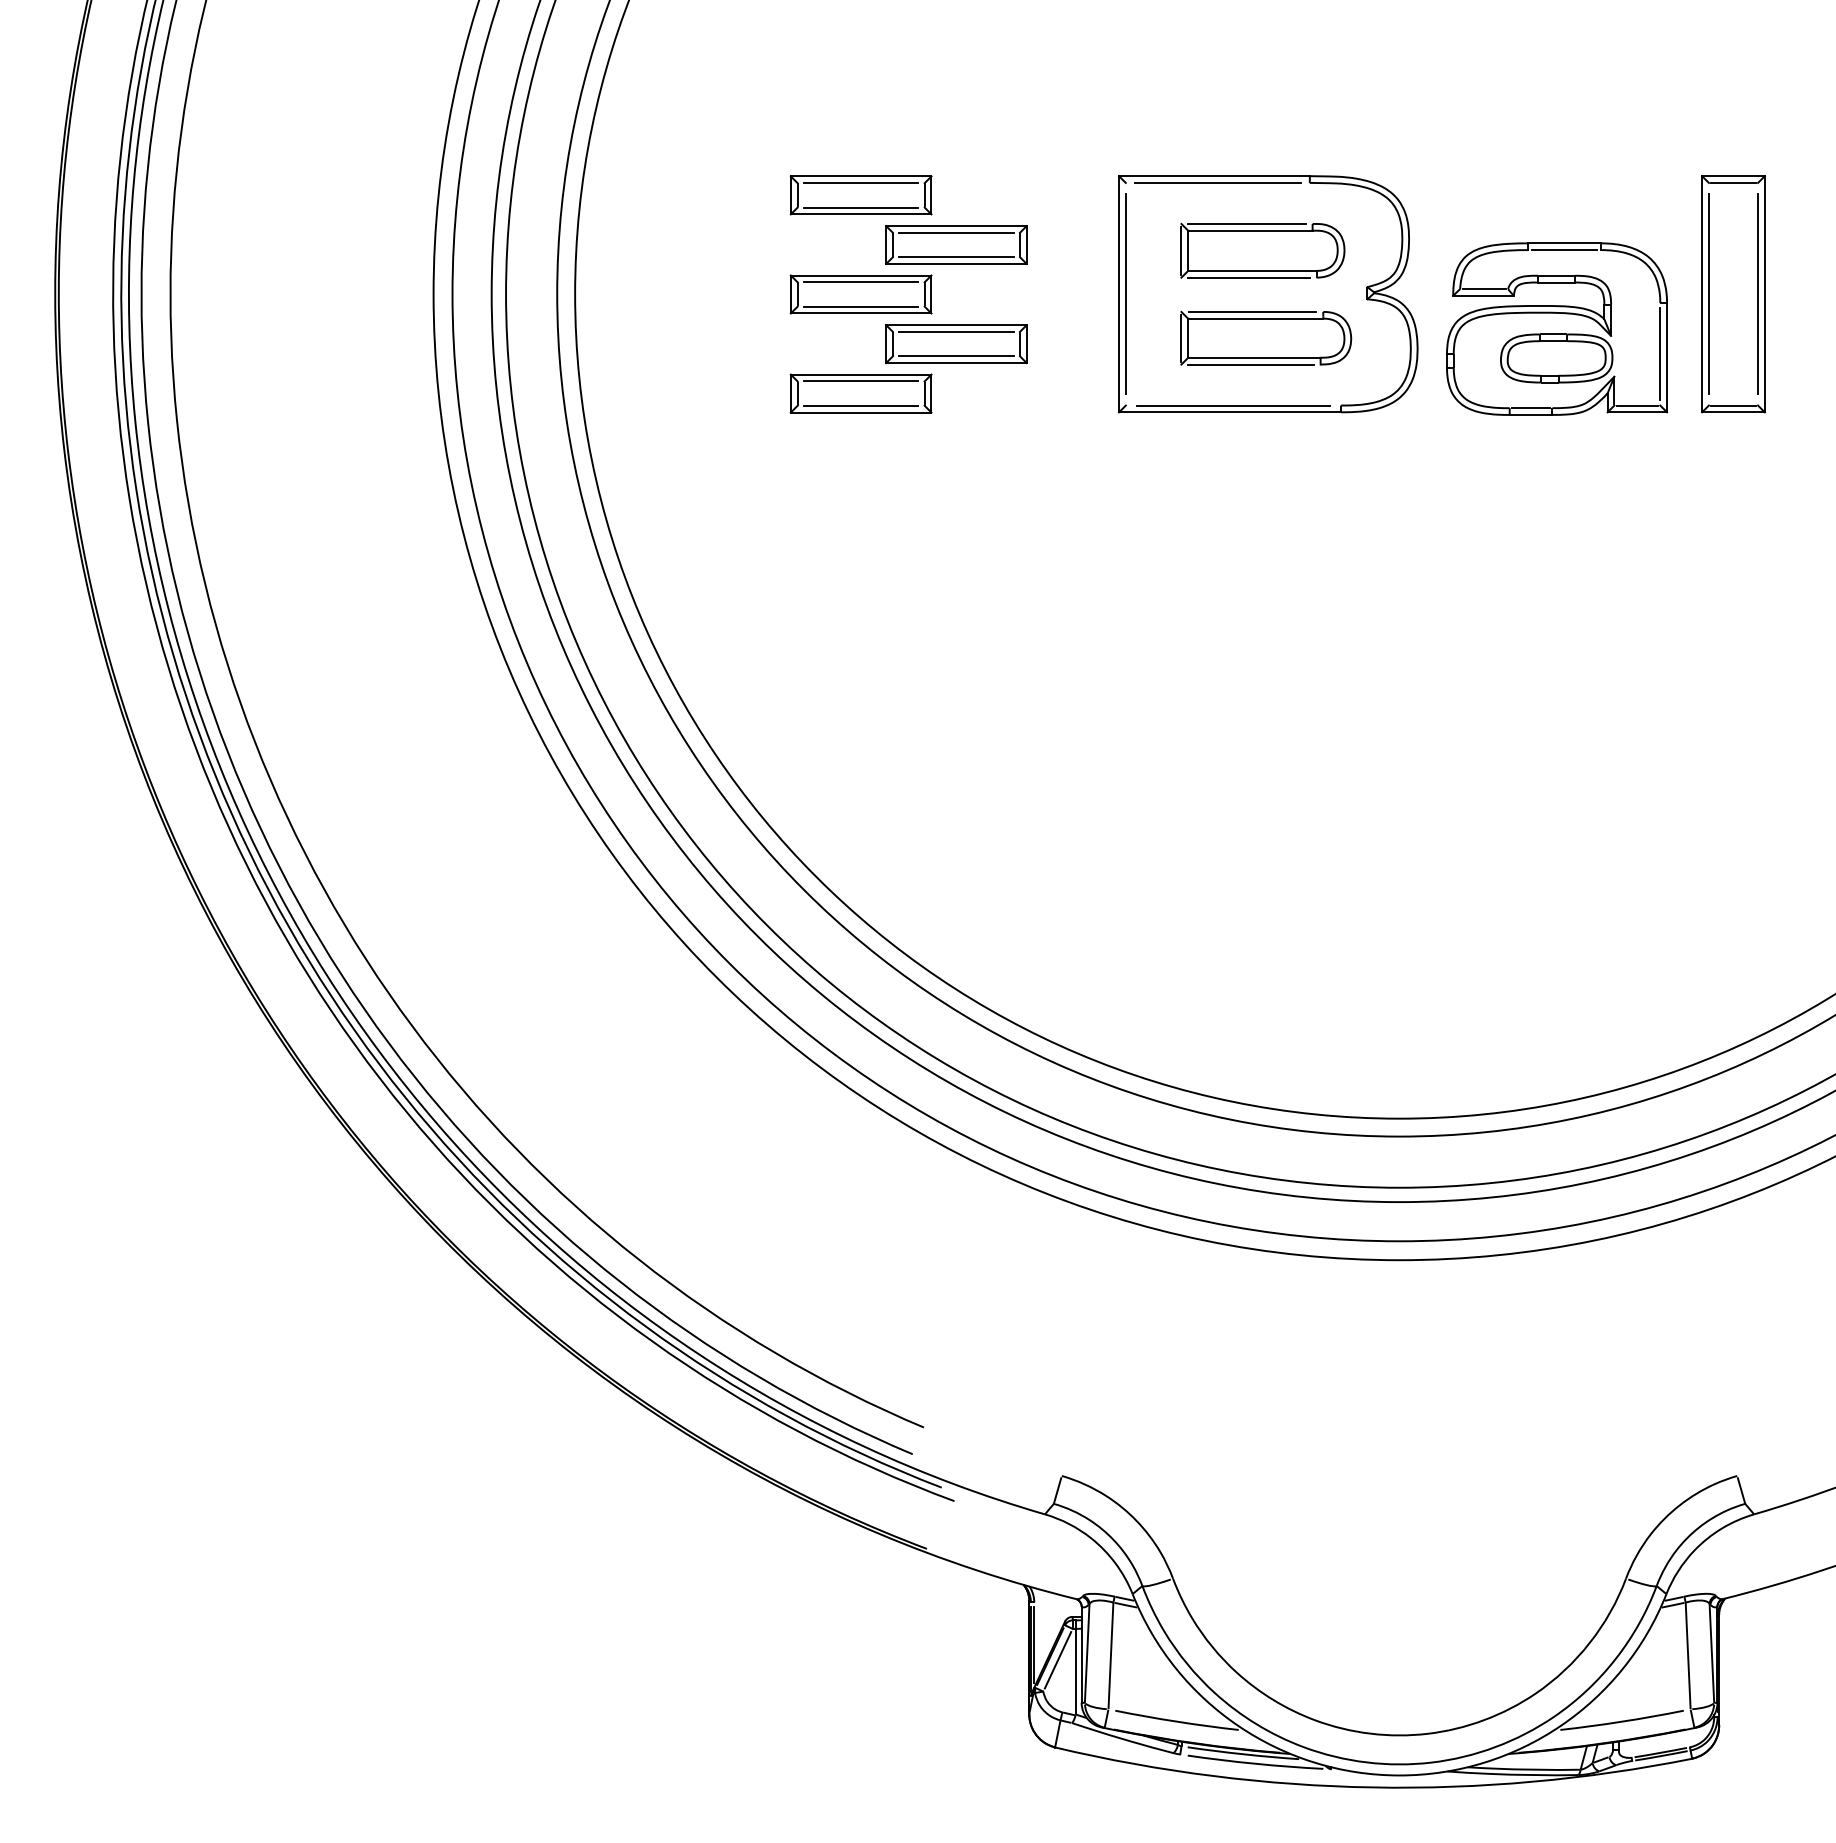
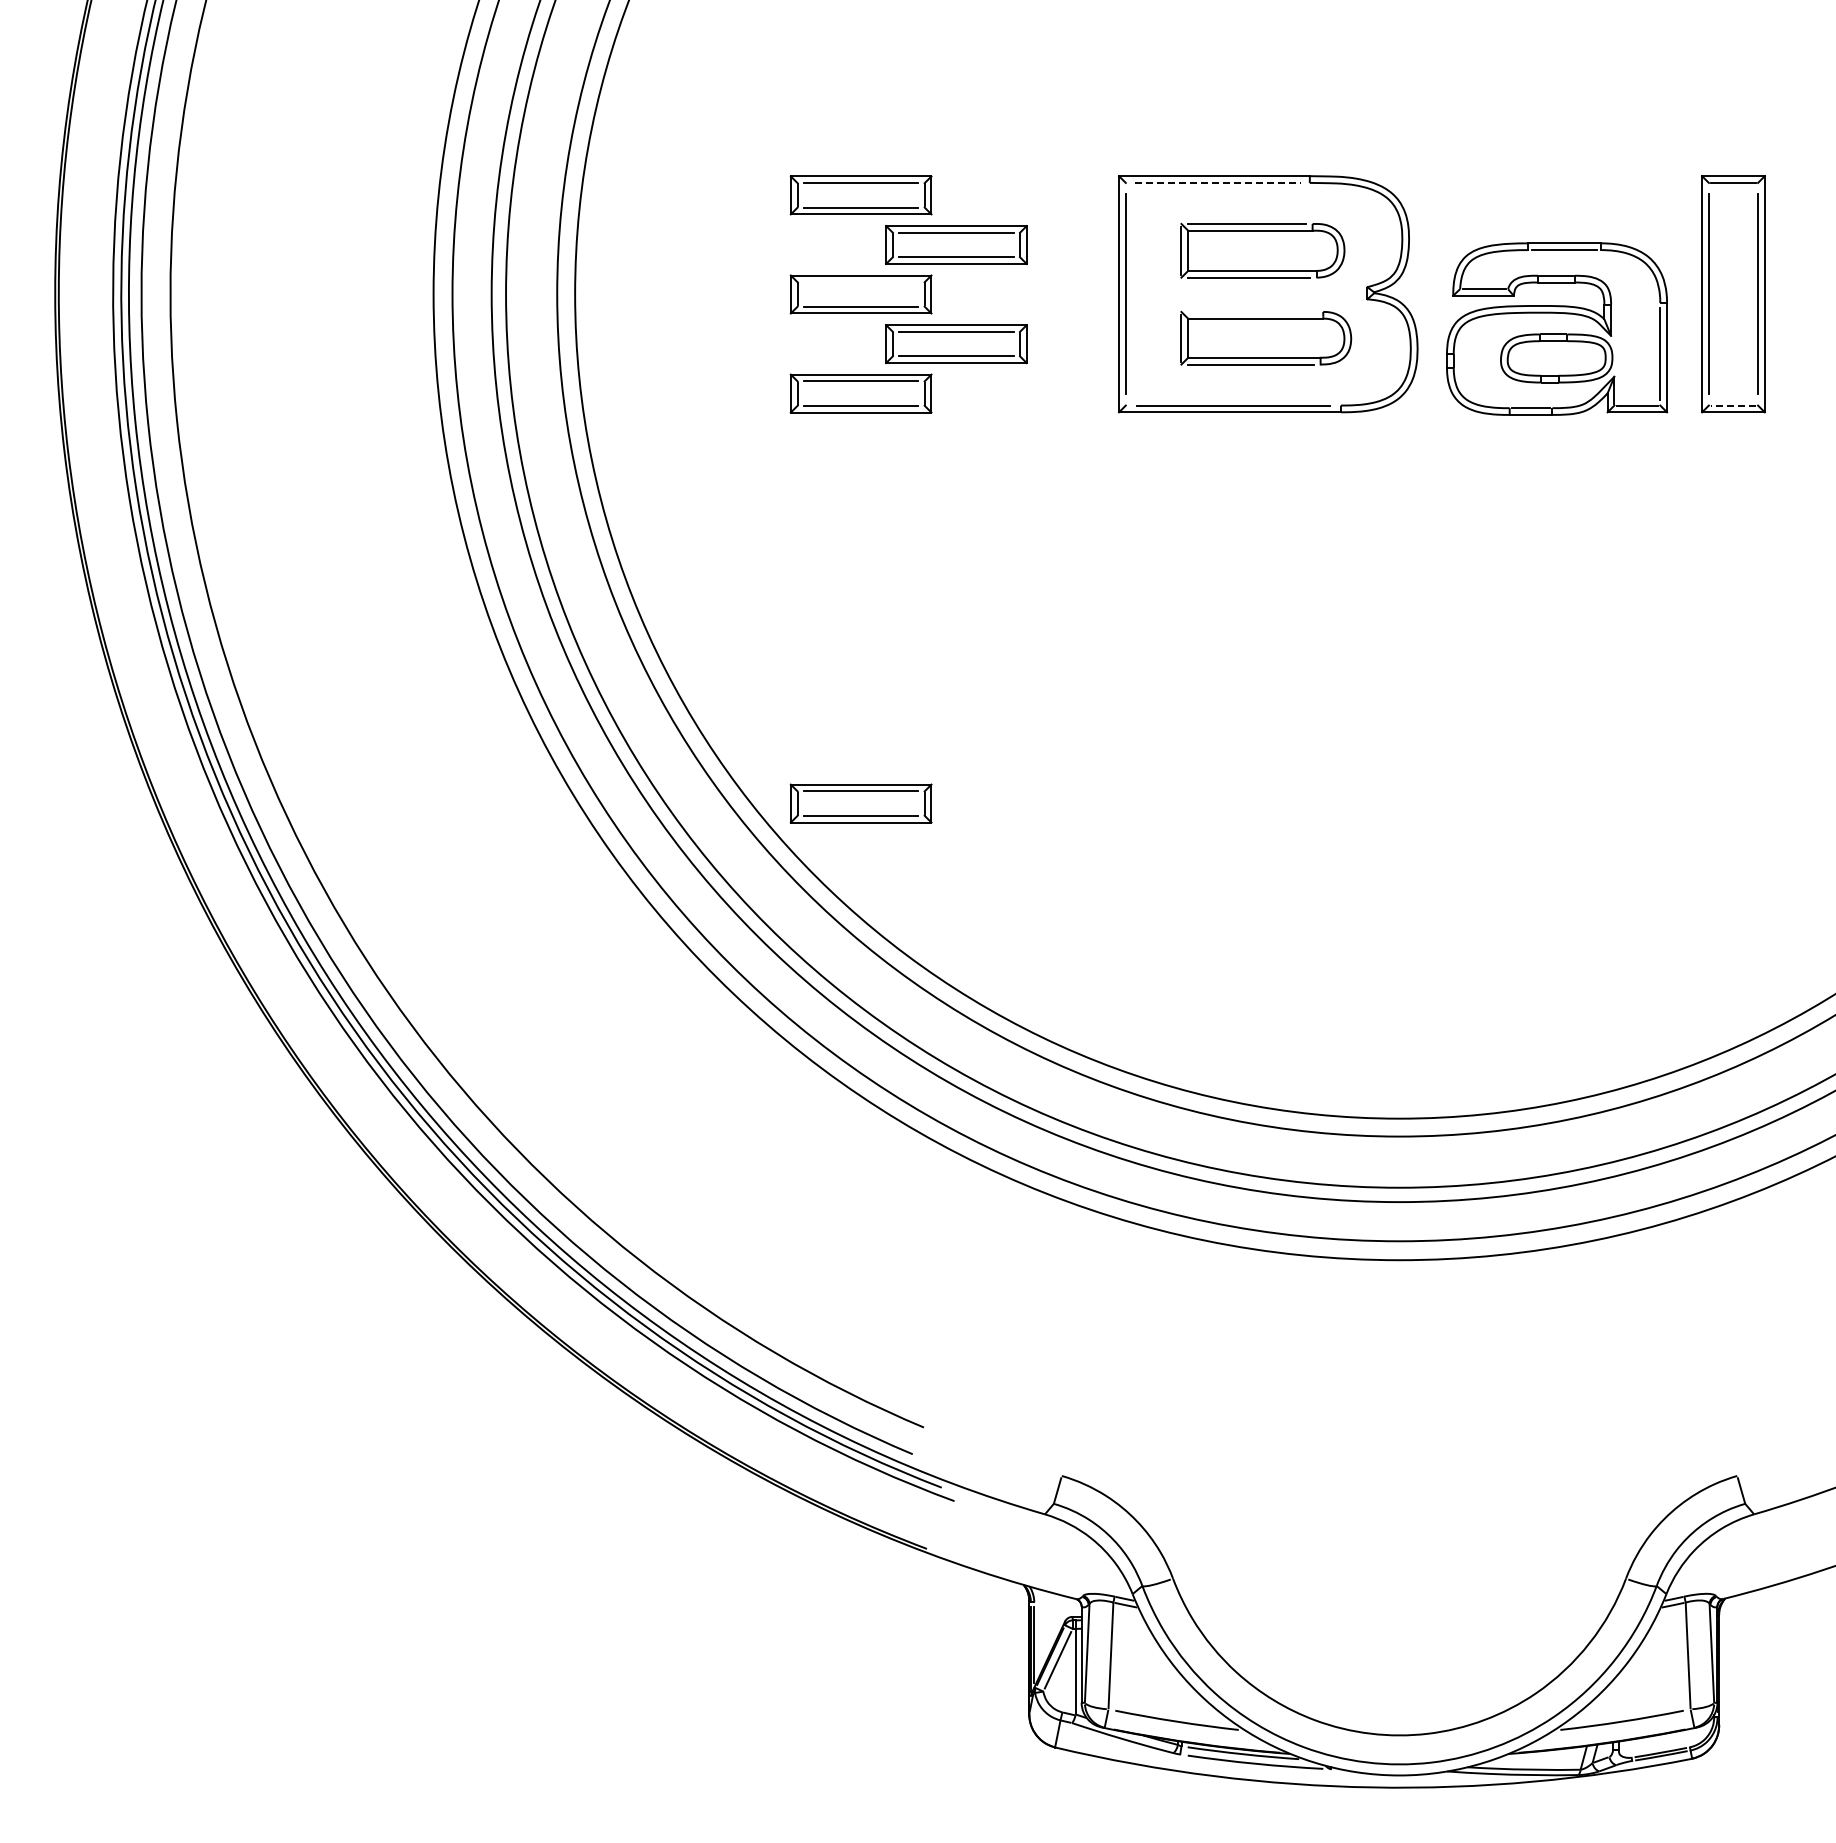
line: solid -> dashed (1217, 182)
line: present -> none (860, 282)
line: present -> none (1252, 311)
line: solid -> dashed (1732, 405)
part: none -> present (860, 803)
